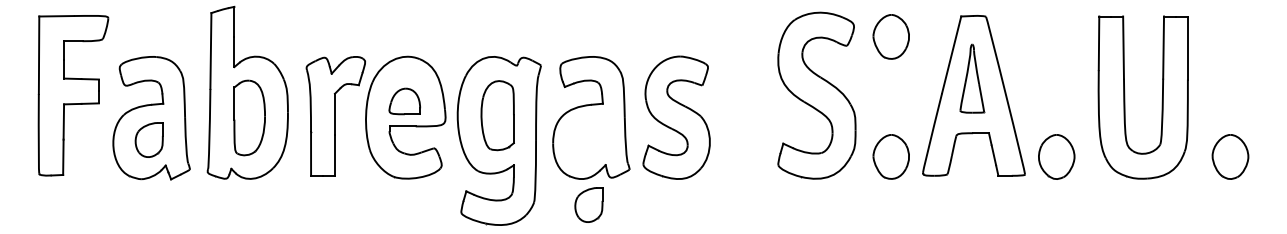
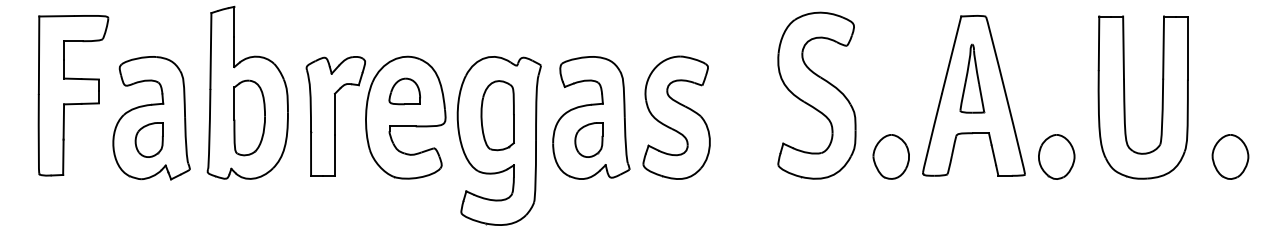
part: present -> none (890, 36)
part position: (404, 101) -> (404, 91) (404, 91)
part position: (588, 204) -> (588, 139) (588, 139)
